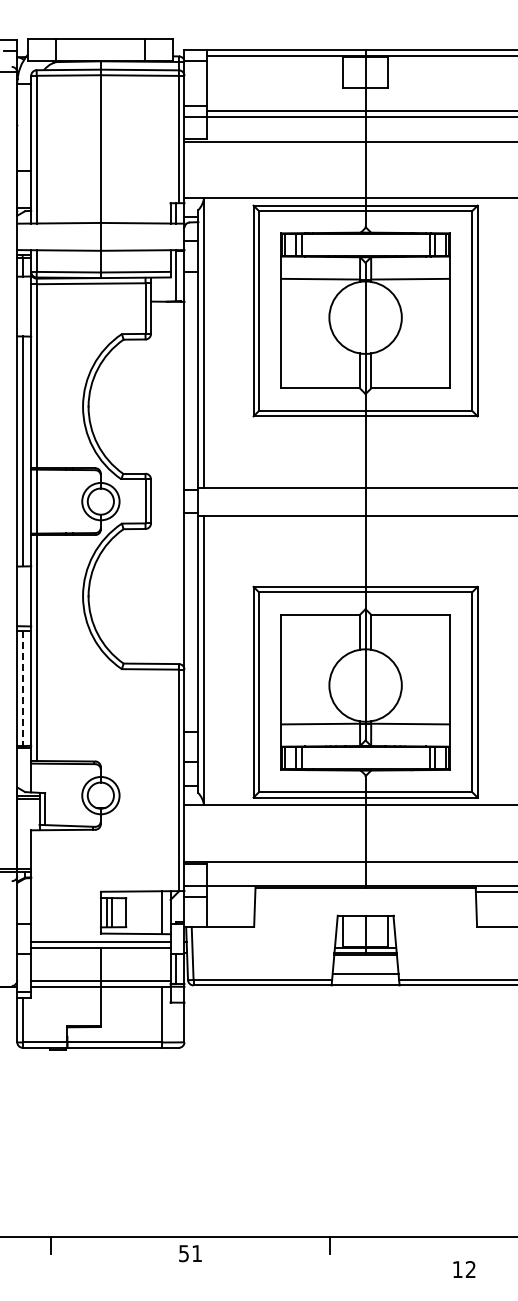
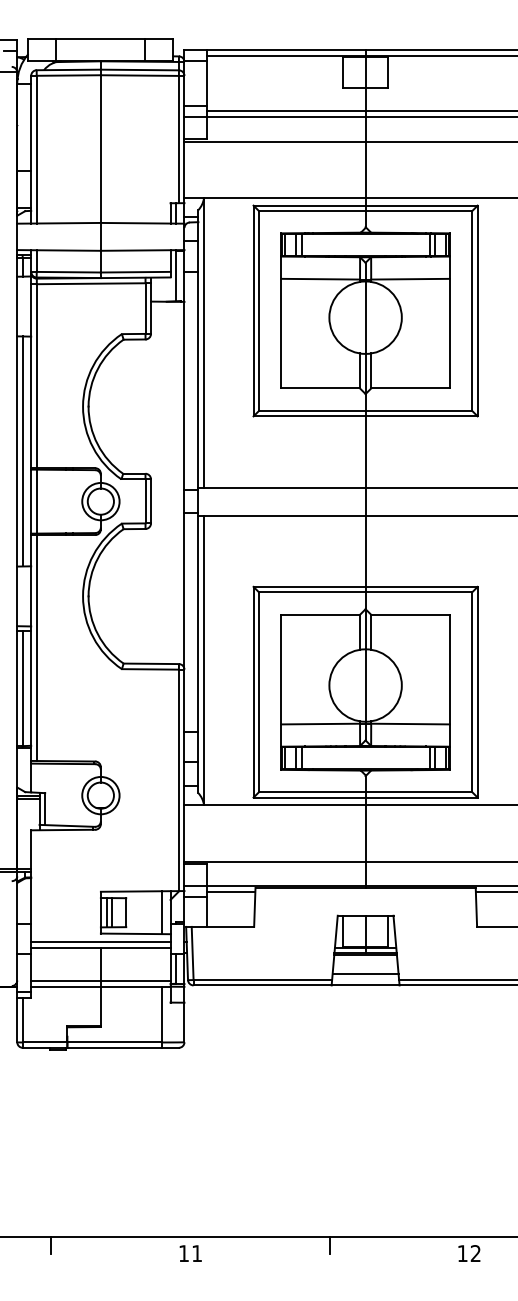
line: dashed -> solid (22, 689)
line: none -> present (230, 891)
text: 51 -> 11 (183, 1253)
text position: (464, 1269) -> (469, 1253) (469, 1253)
